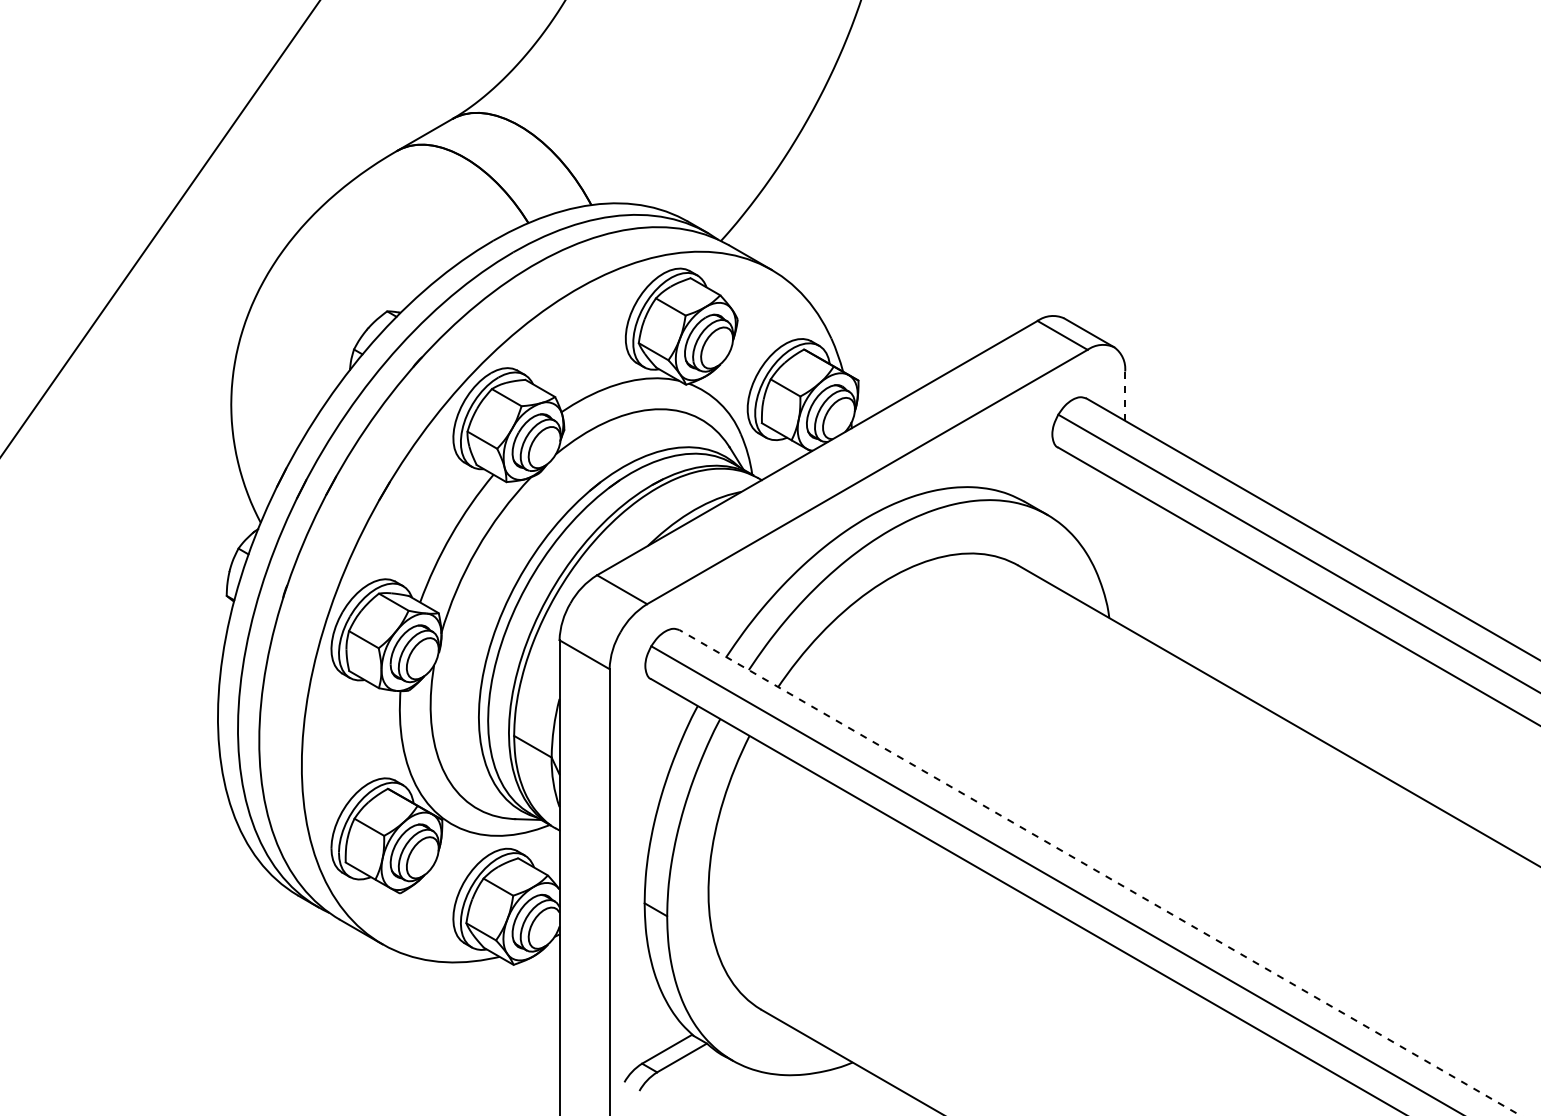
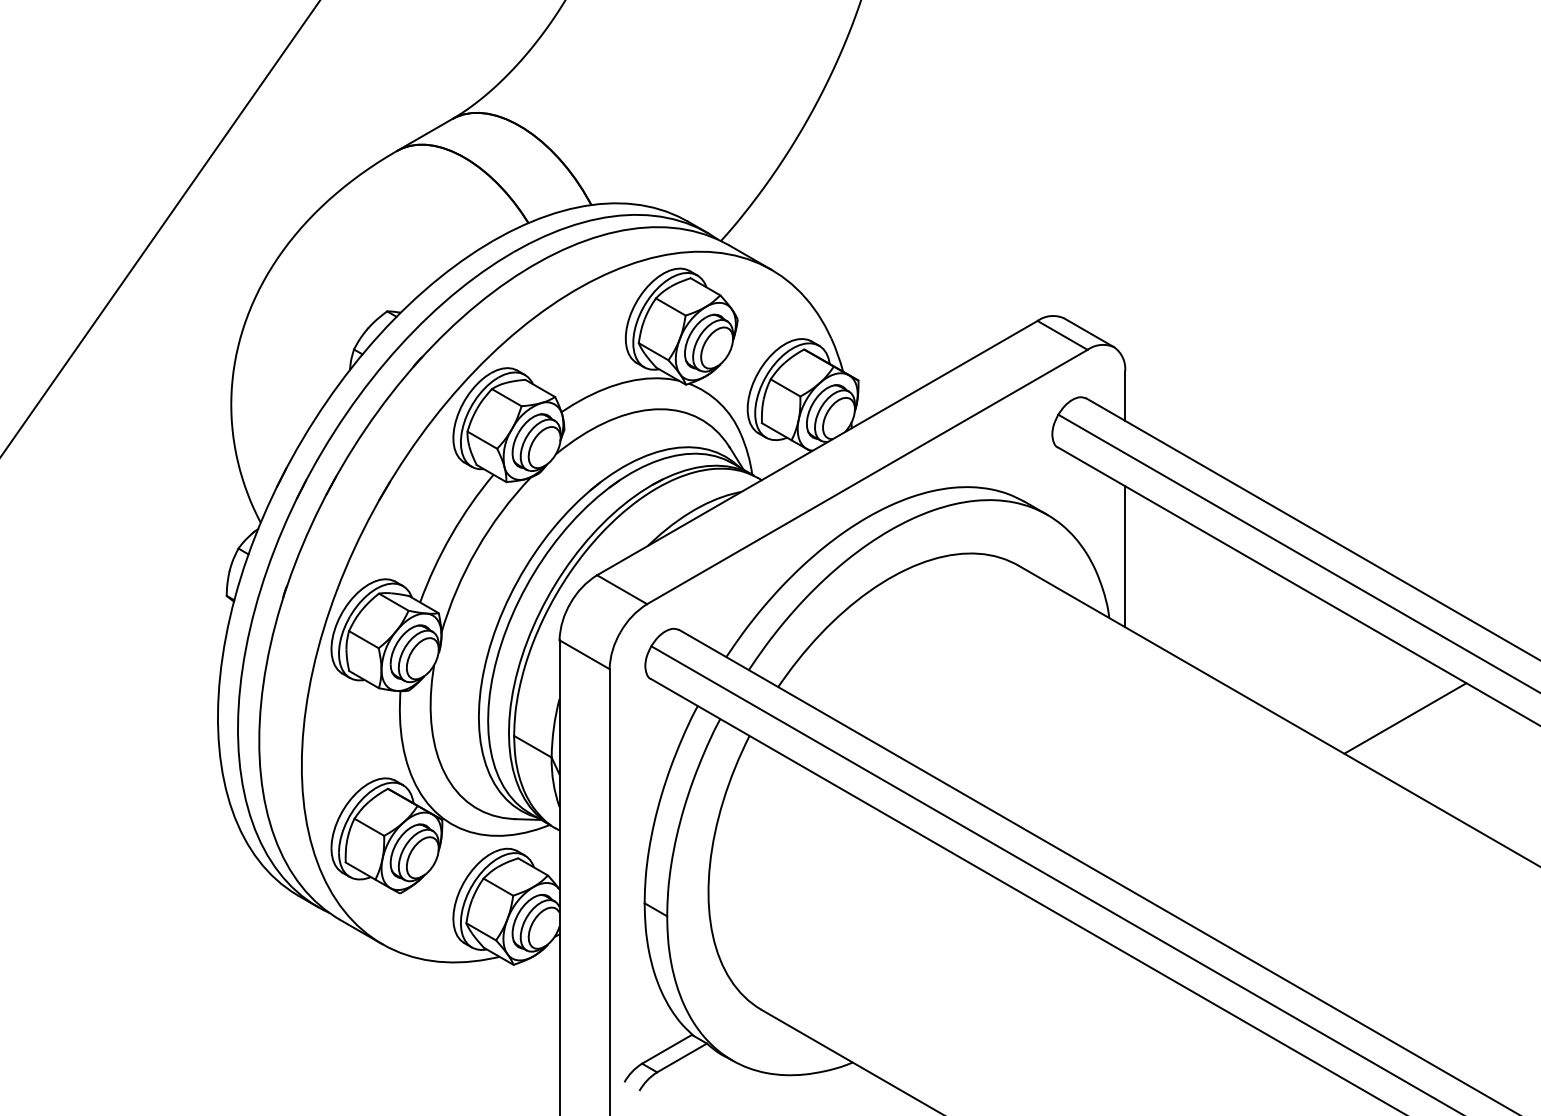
line: dashed -> solid (1125, 396)
line: none -> present (1125, 556)
line: none -> present (1405, 718)
line: dashed -> solid (1100, 873)
